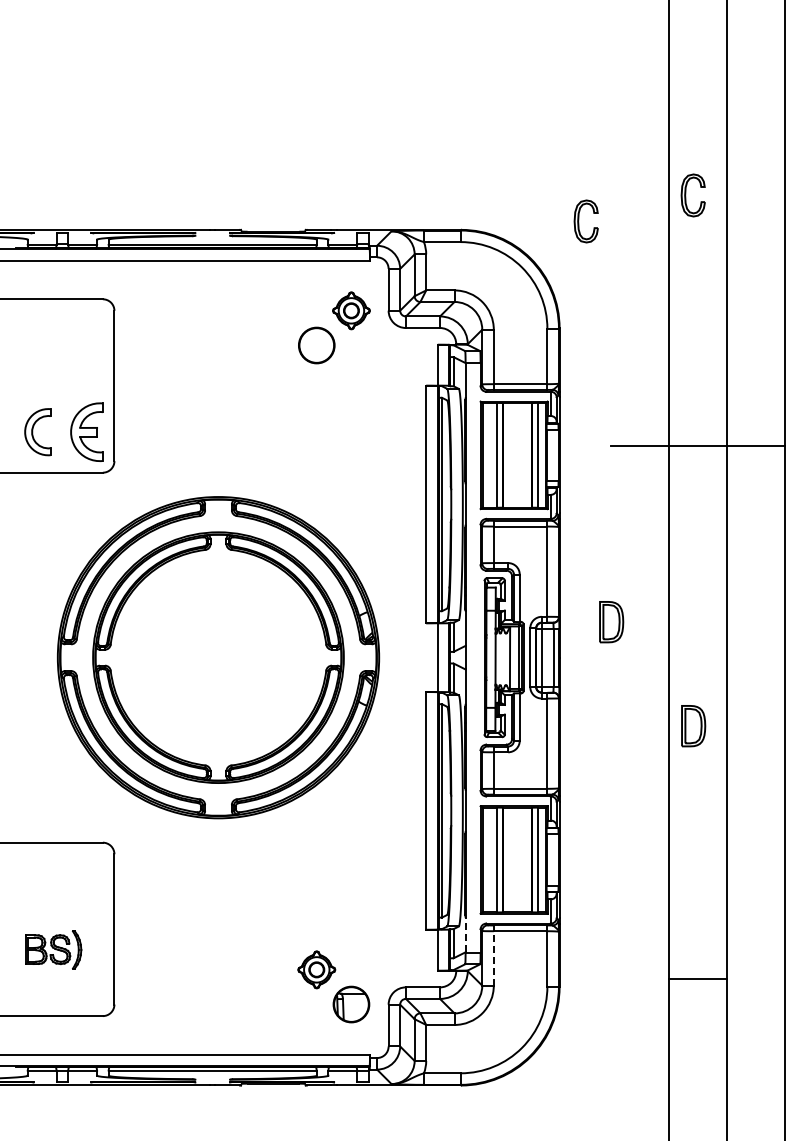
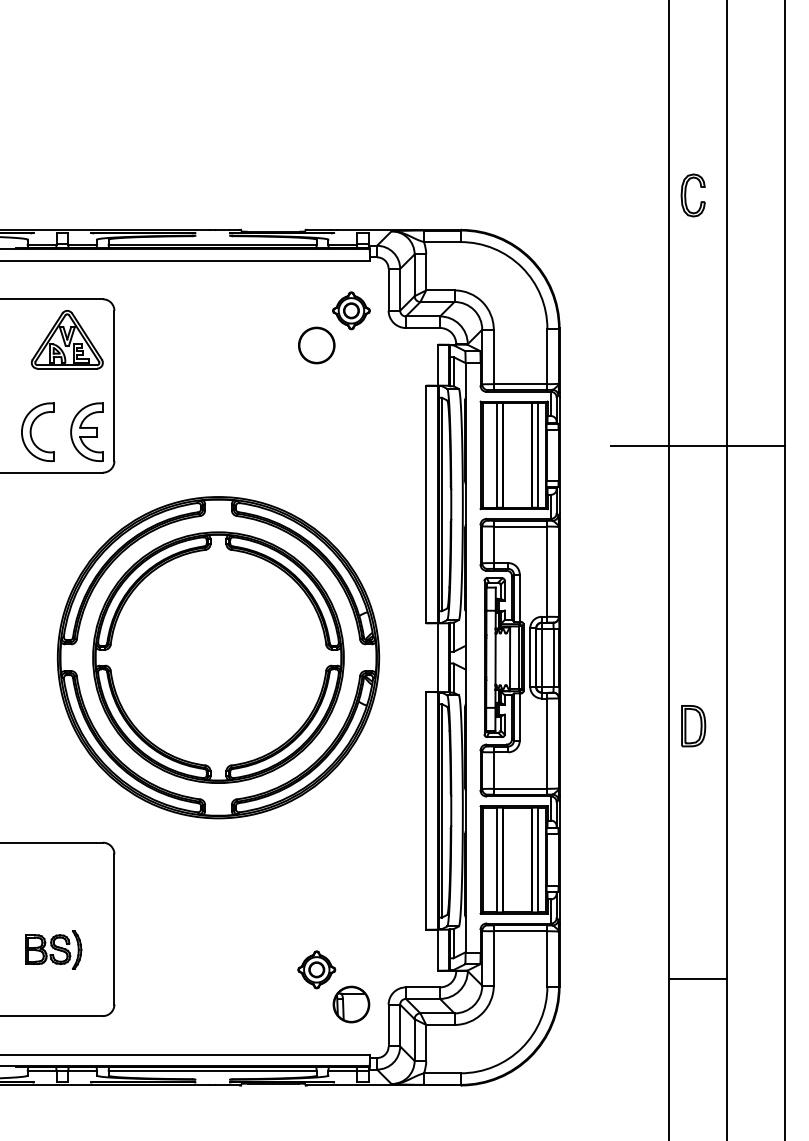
part: present -> none (585, 221)
part: none -> present (66, 339)
part size: 28x49 px -> 34x60 px (37, 431)
part: present -> none (611, 622)
line: dashed -> solid (465, 934)
line: dashed -> solid (493, 957)
